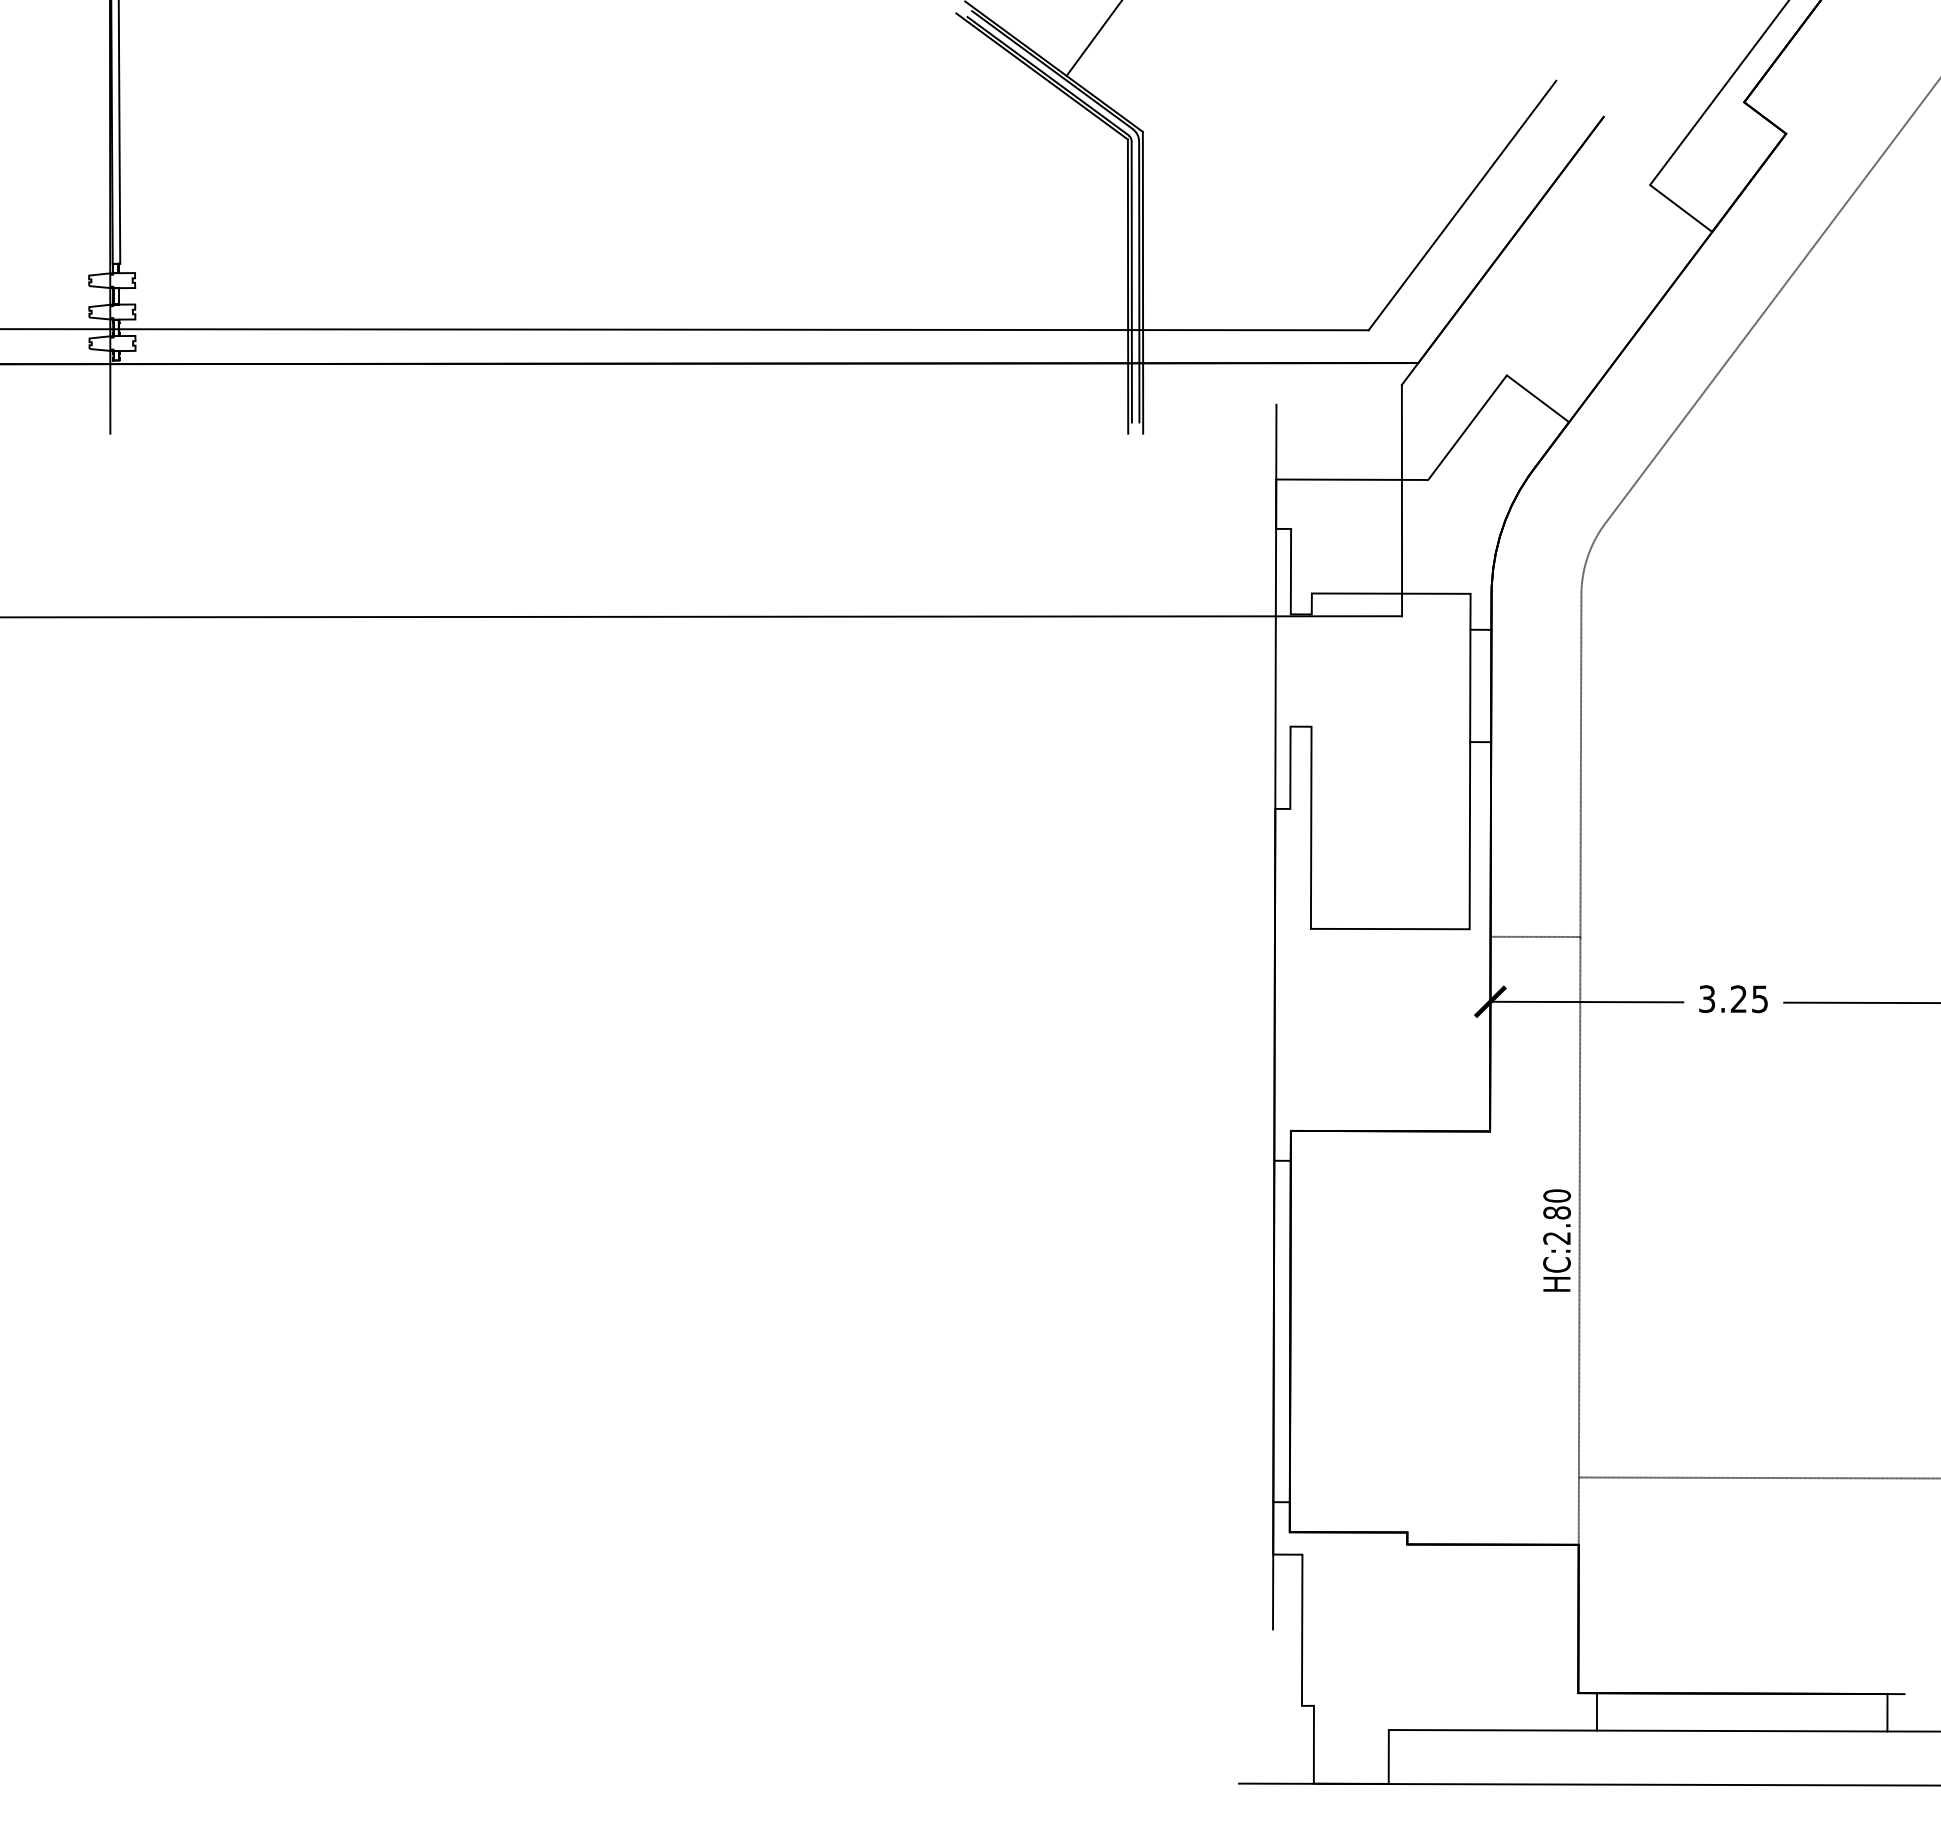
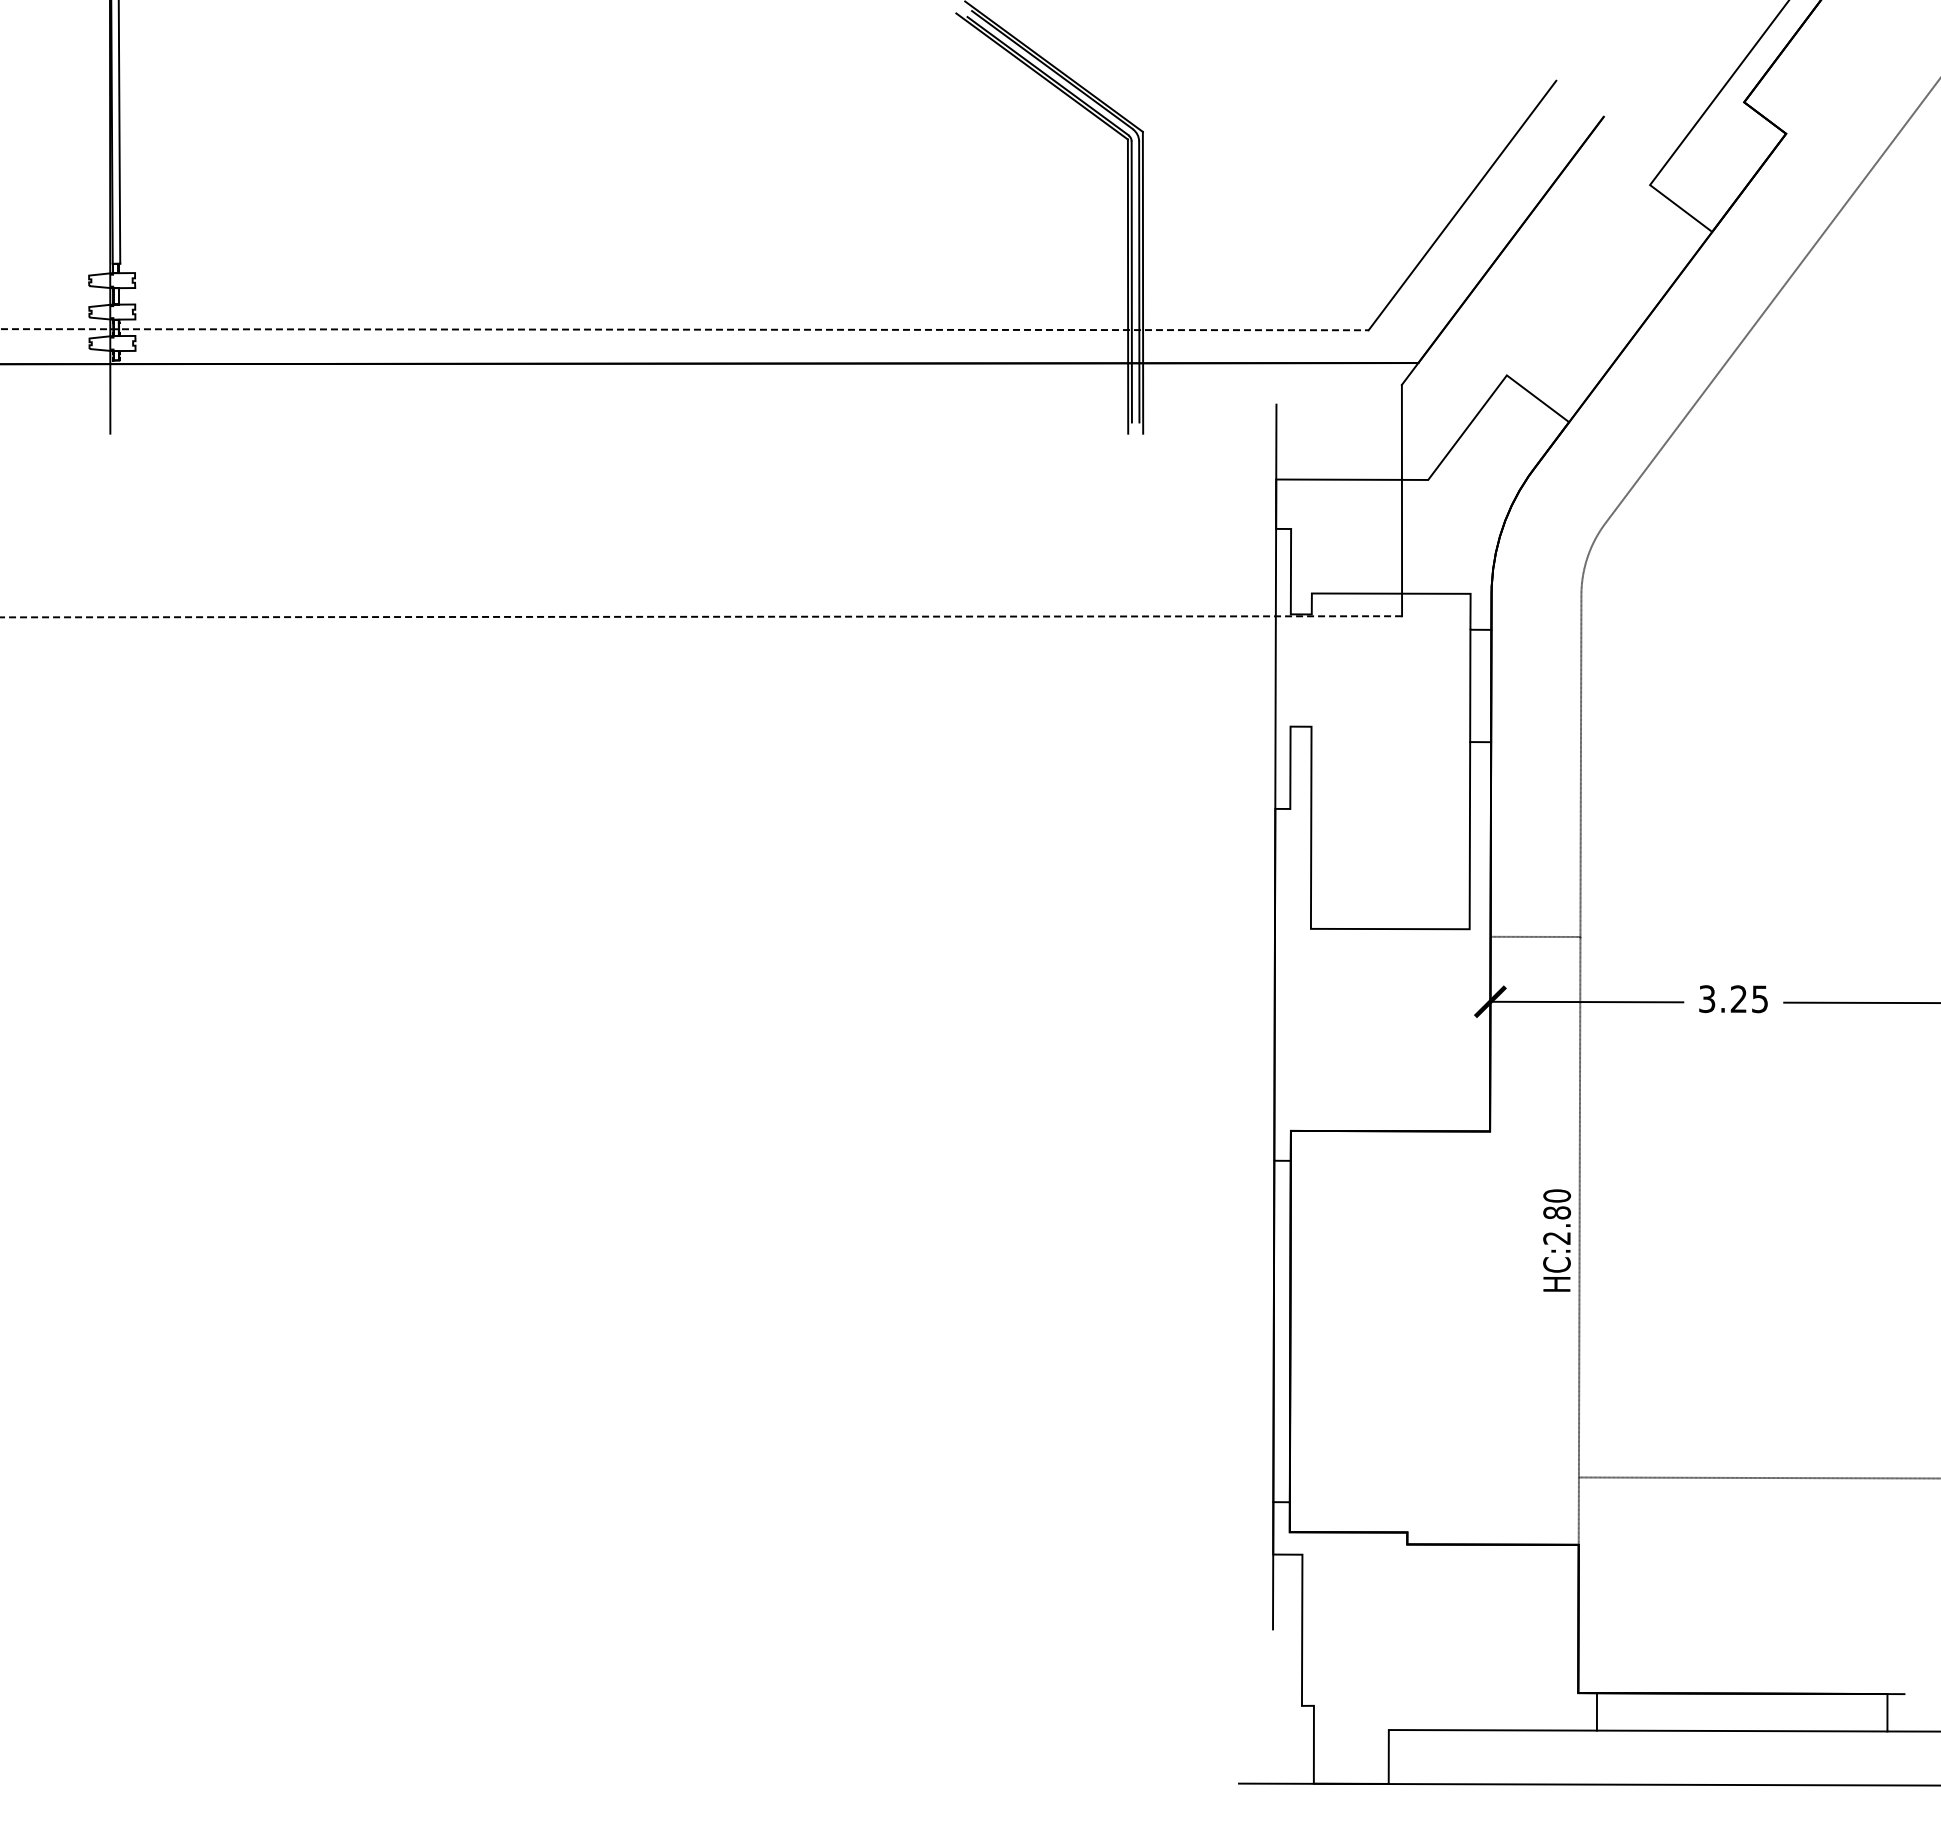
line: present -> none (1093, 38)
line: solid -> dashed (684, 329)
line: solid -> dashed (701, 616)
